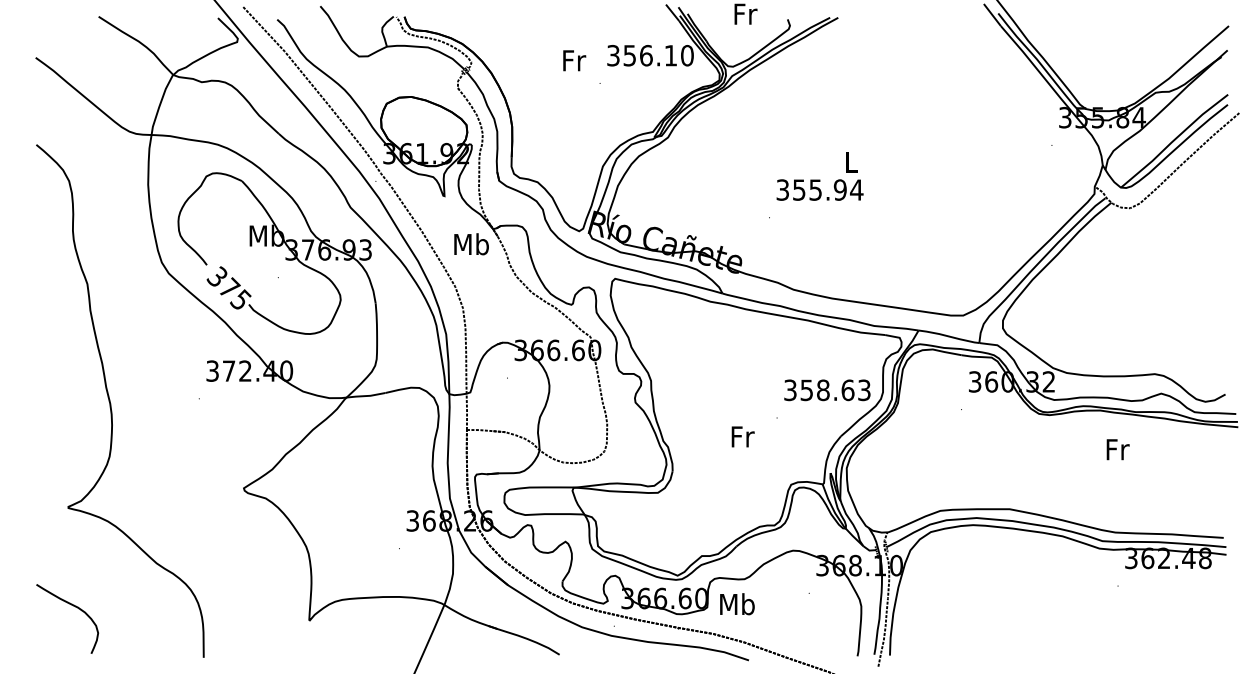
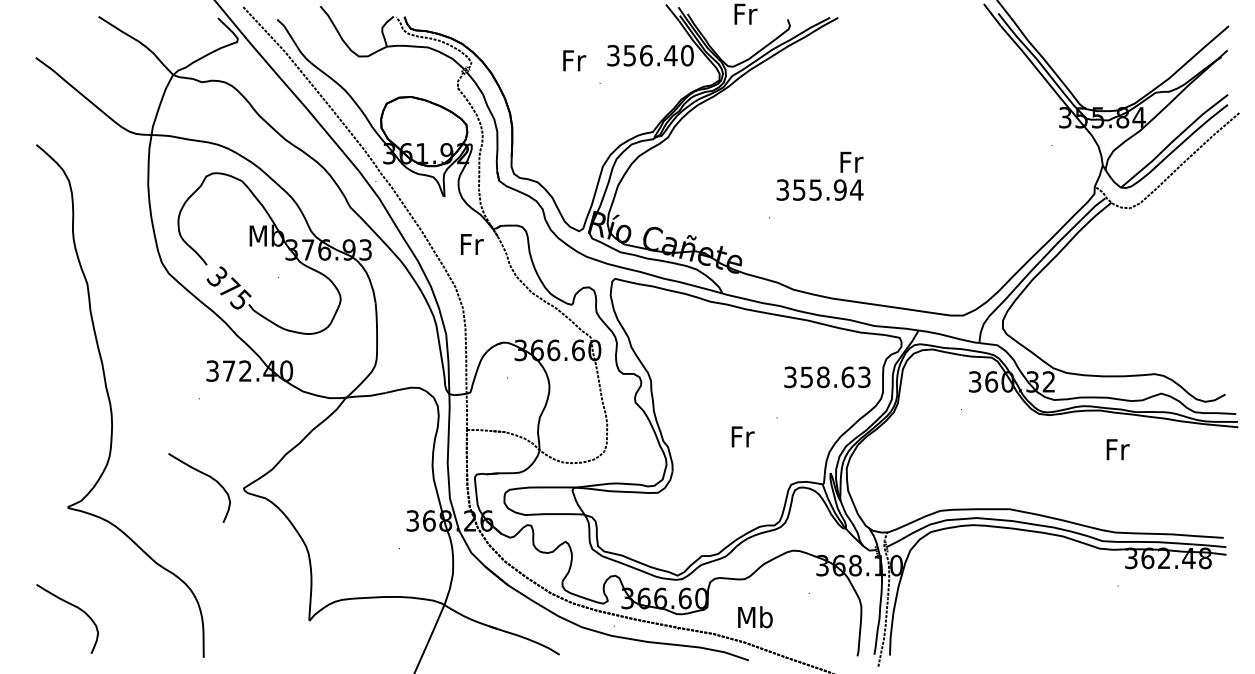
text: 356.10 -> 356.40 (670, 55)
text: L -> Fr (851, 161)
text: Mb -> Fr (471, 244)
text position: (827, 390) -> (827, 377) (827, 377)
curve: none -> present (205, 475)
text position: (737, 604) -> (755, 617) (755, 617)
